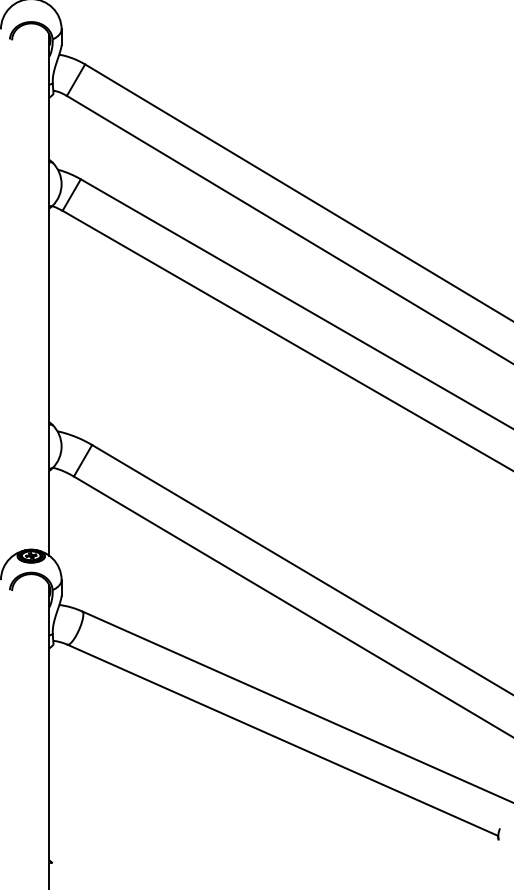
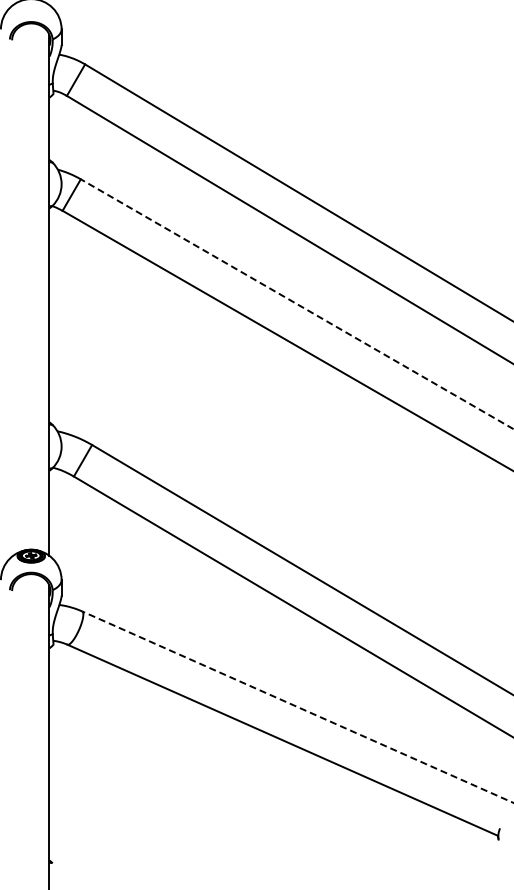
line: solid -> dashed (297, 304)
line: solid -> dashed (297, 707)
